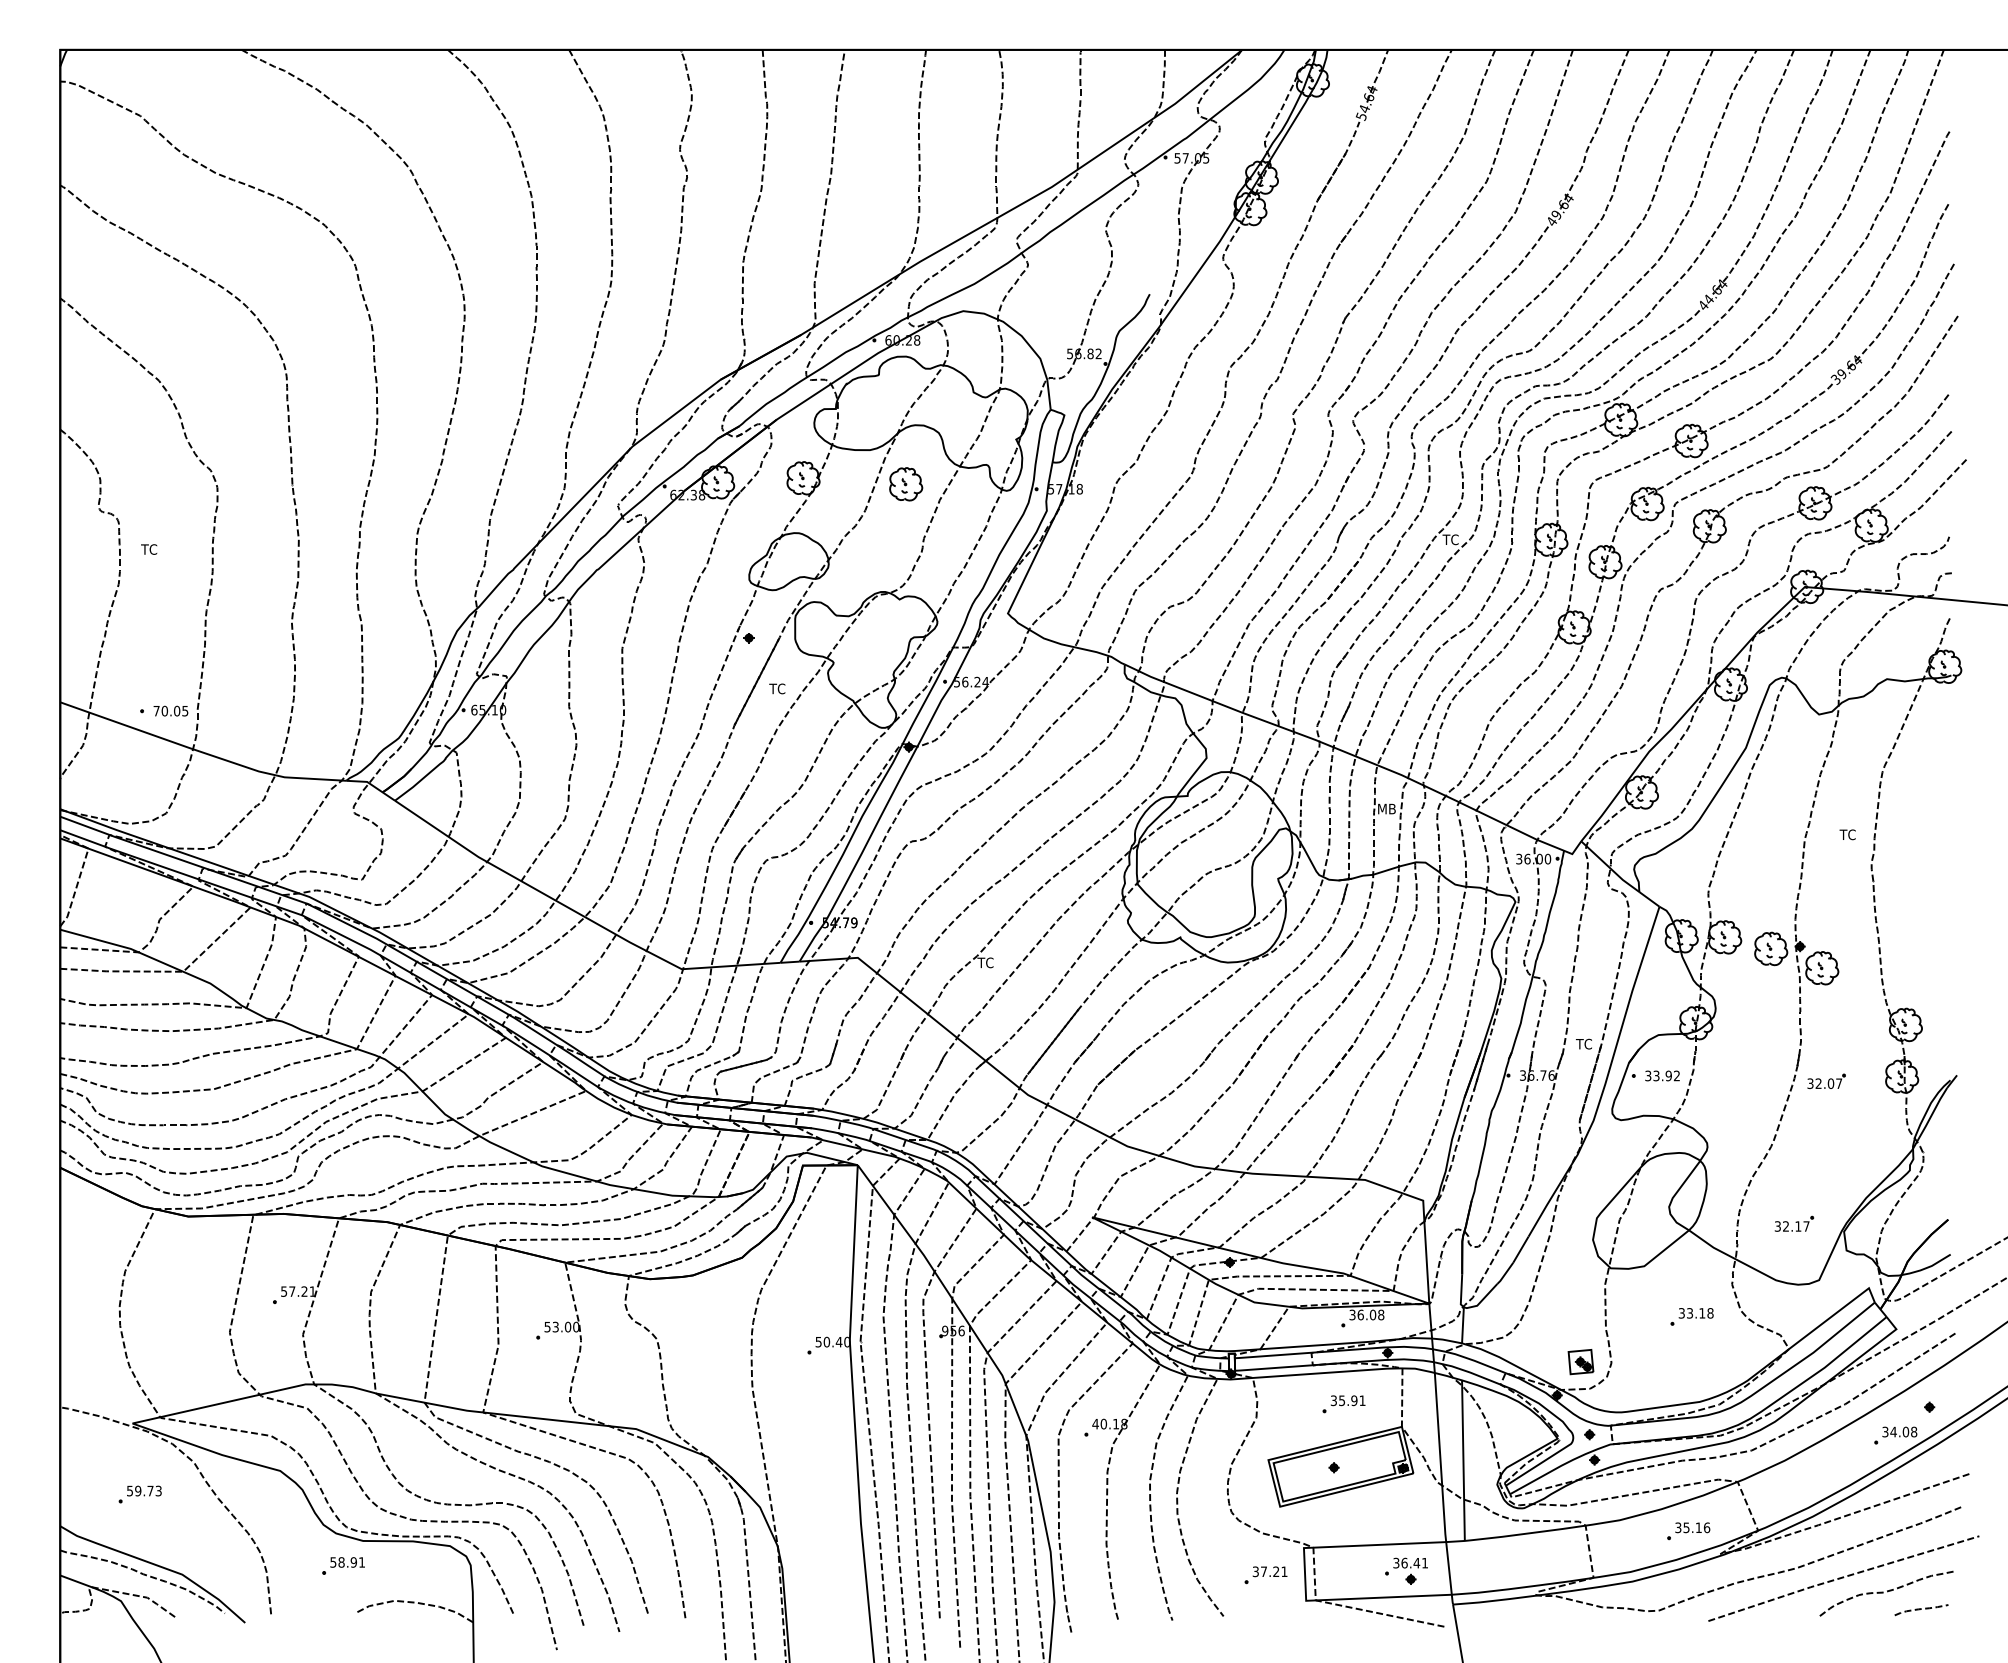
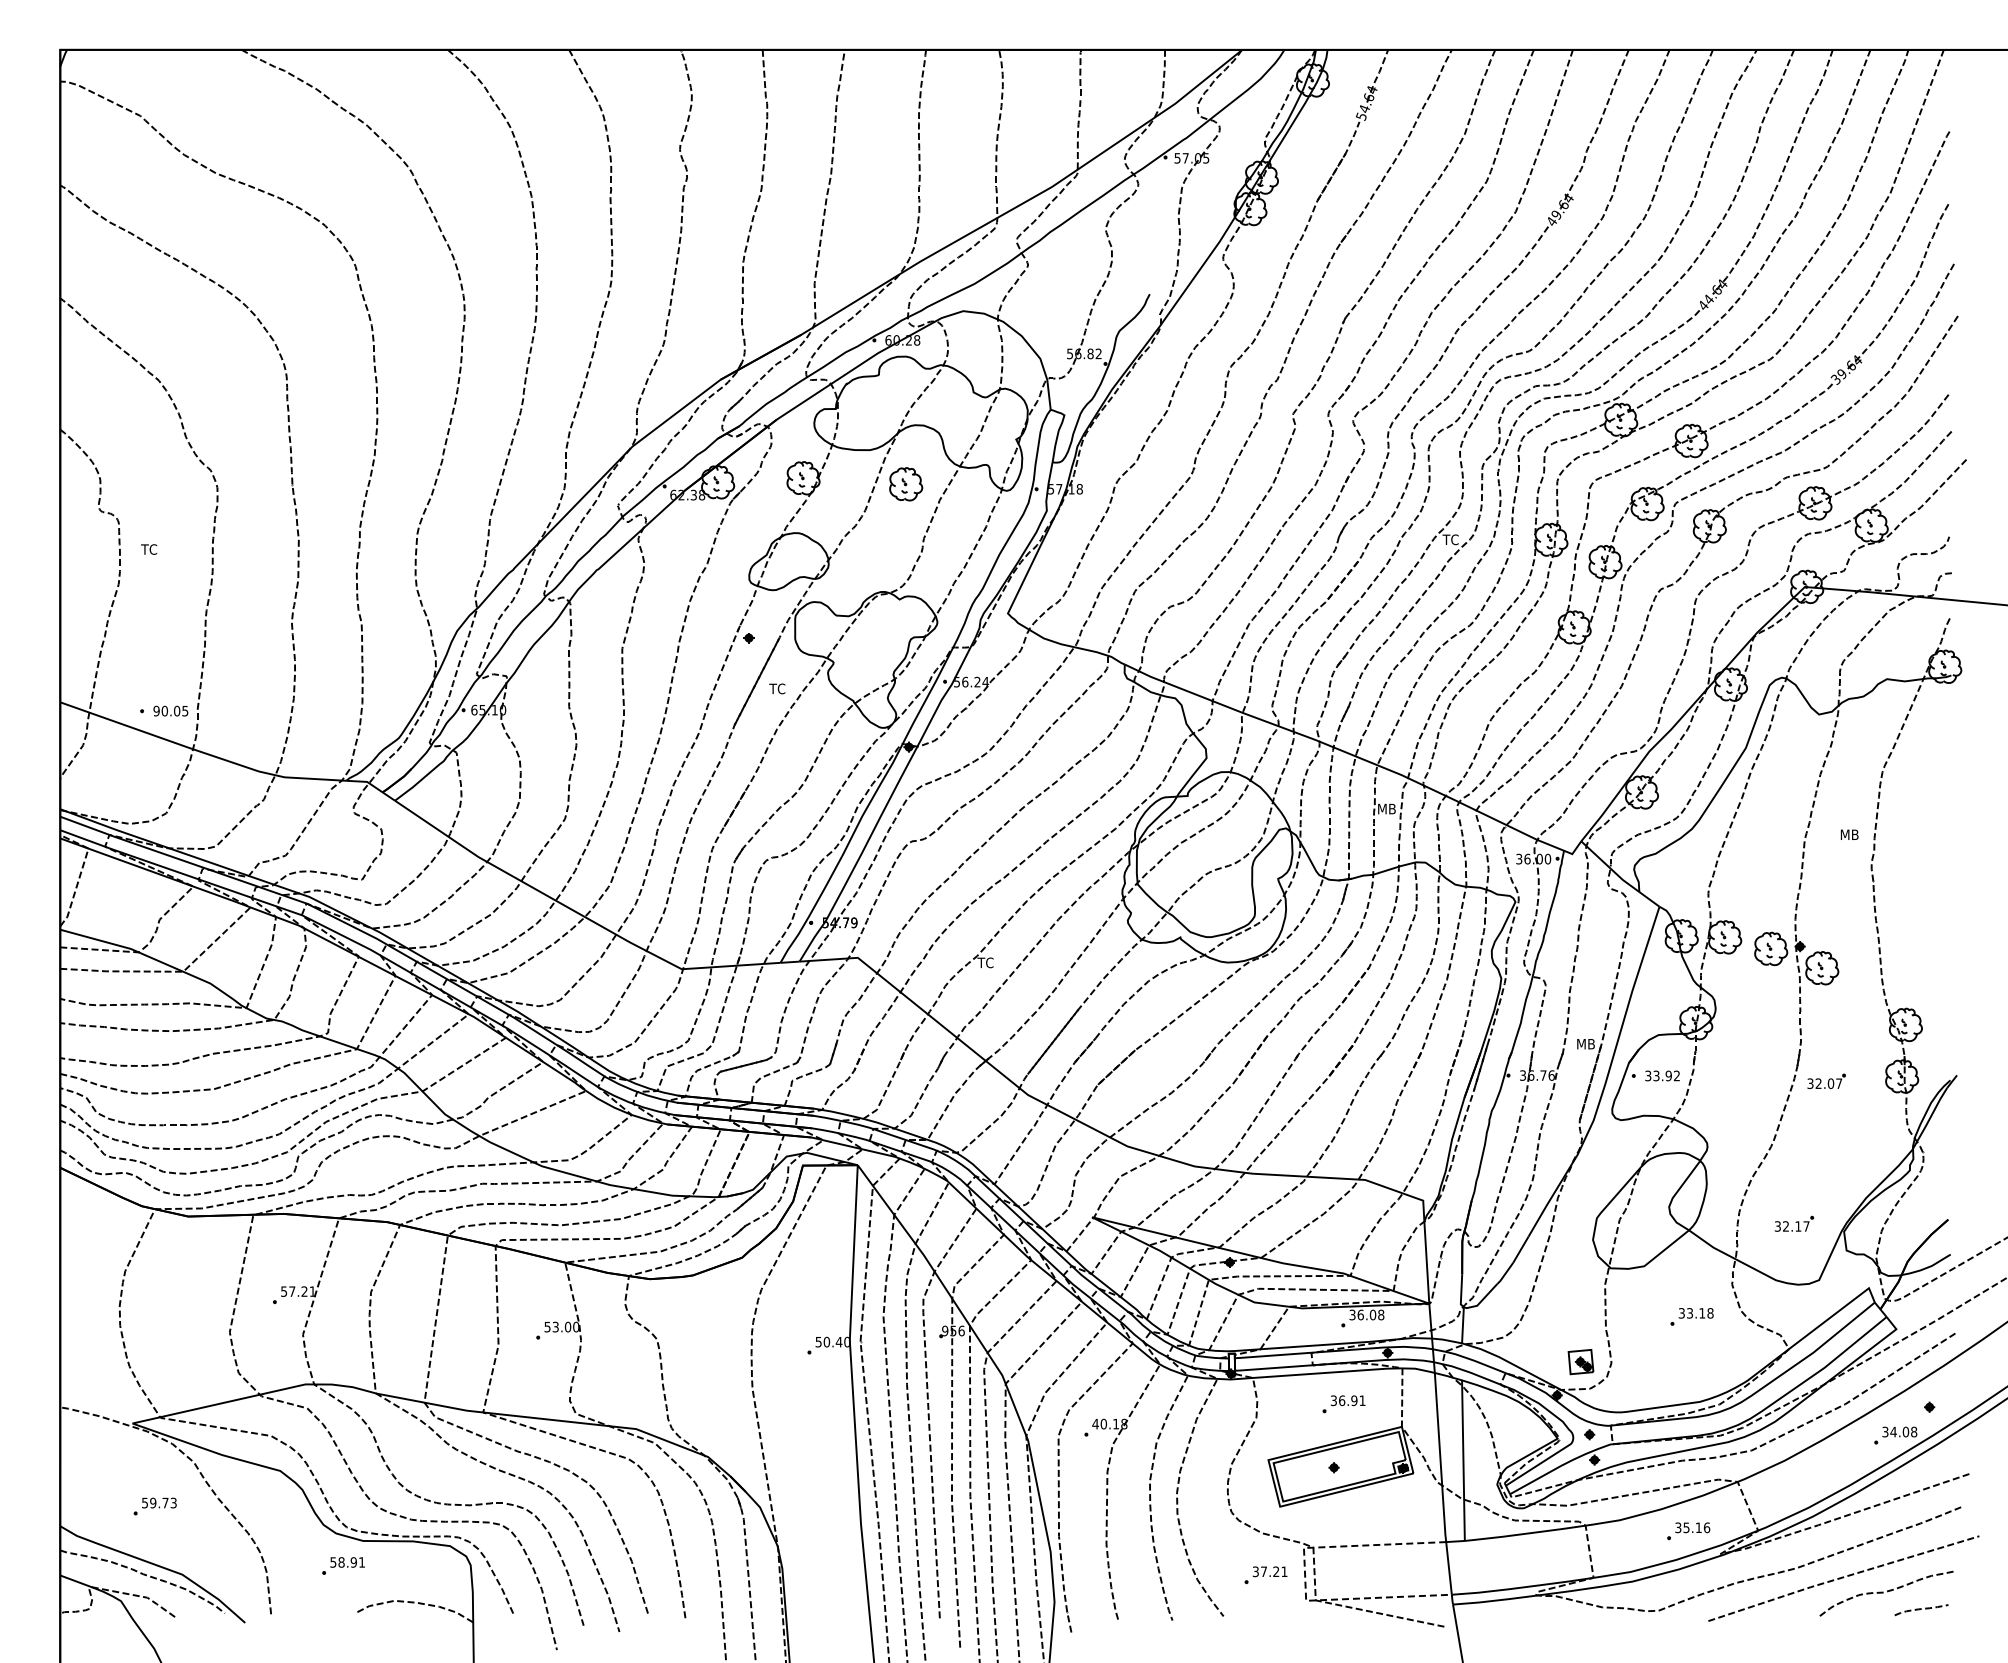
text: 70.05 -> 90.05 (156, 710)
text: TC -> MB (1848, 834)
text: TC -> MB (1584, 1043)
text: 35.91 -> 36.91 (1342, 1400)
part position: (139, 1494) -> (154, 1506) (154, 1506)
part: present -> none (1406, 1570)
line: solid -> dashed (1305, 1575)
